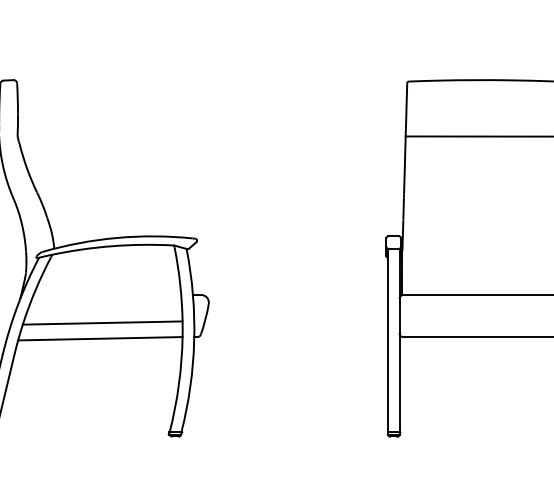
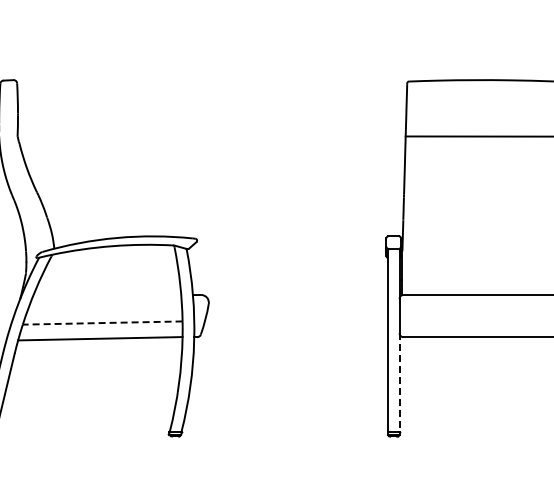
line: solid -> dashed (102, 323)
line: solid -> dashed (399, 383)
